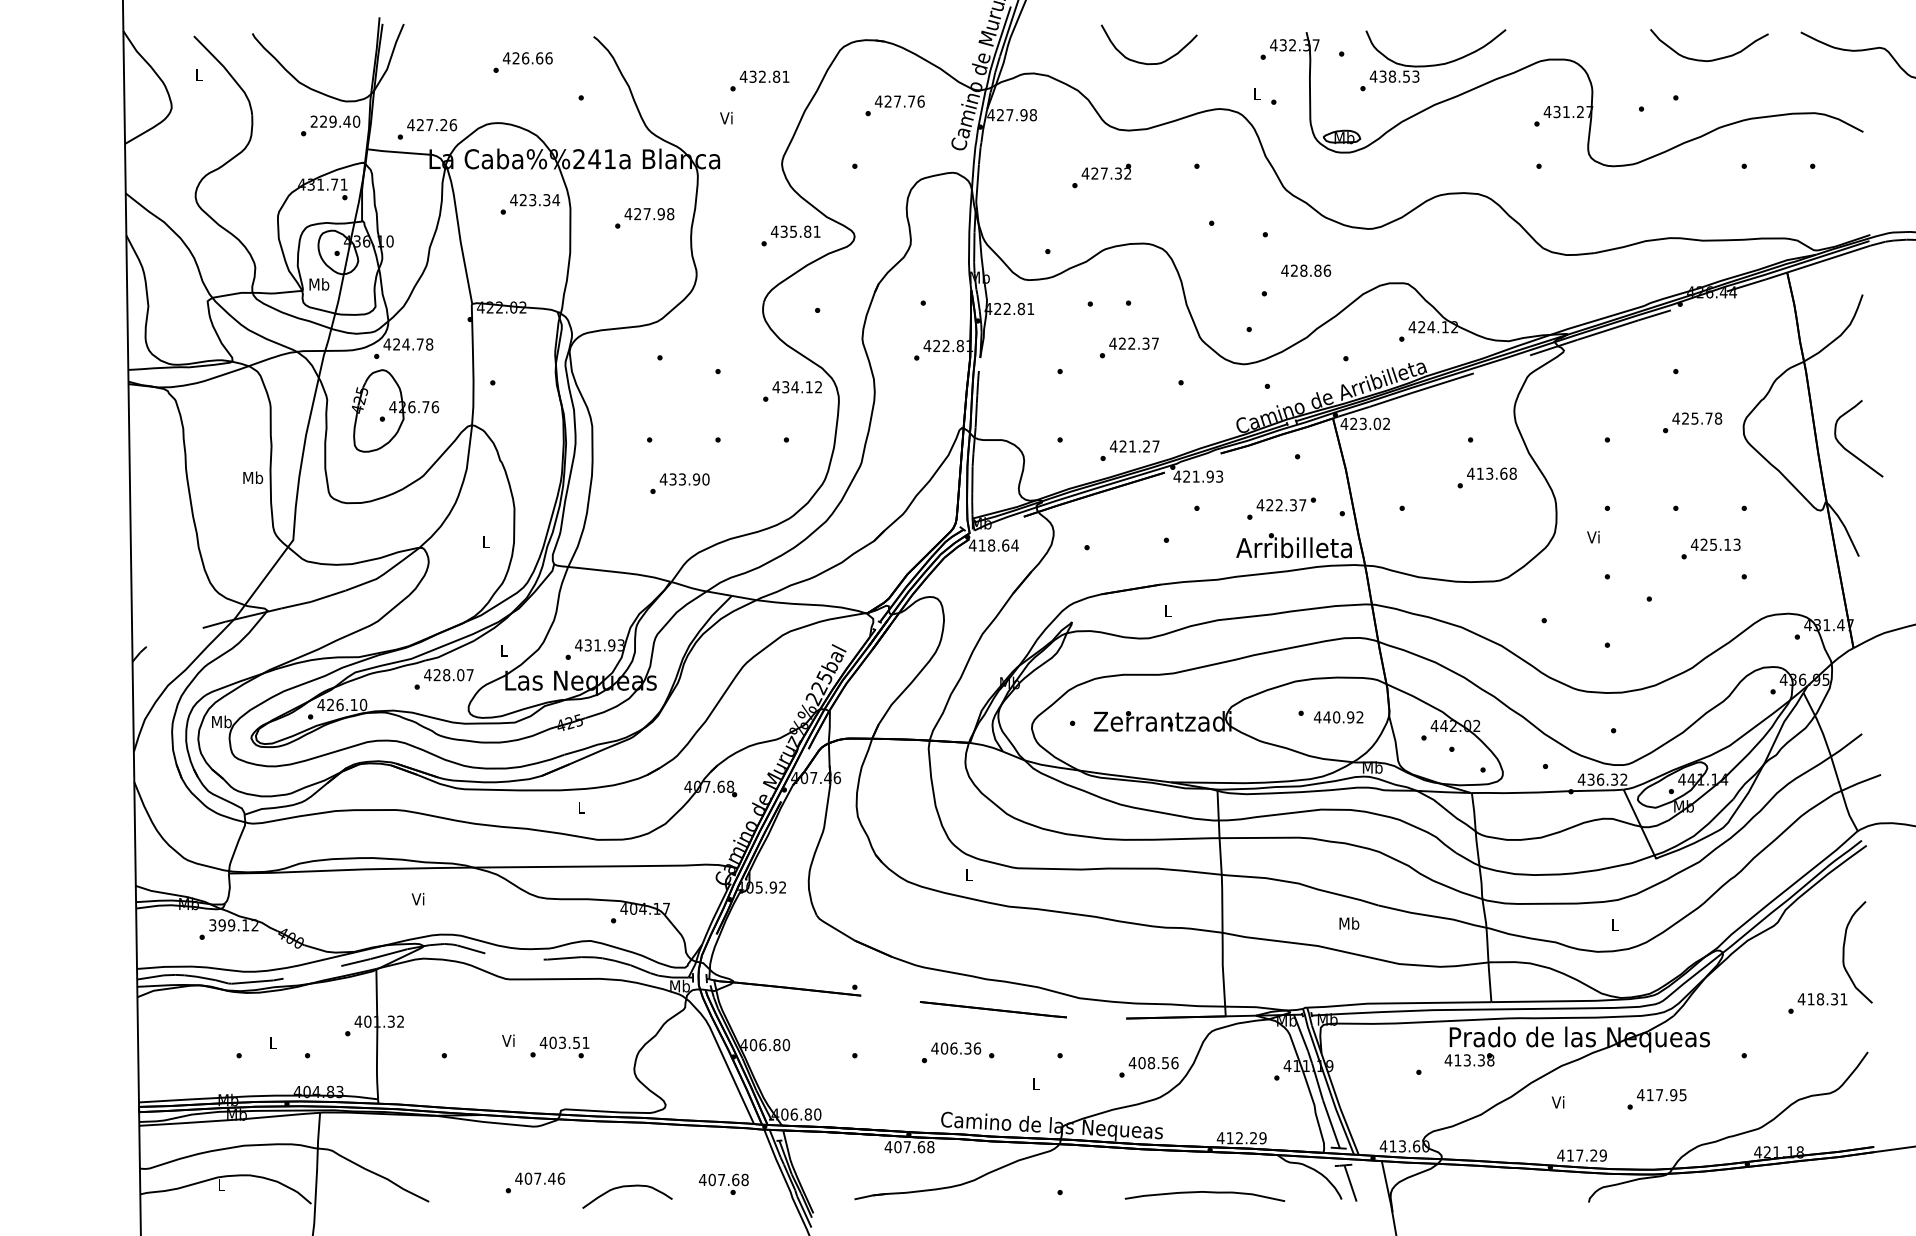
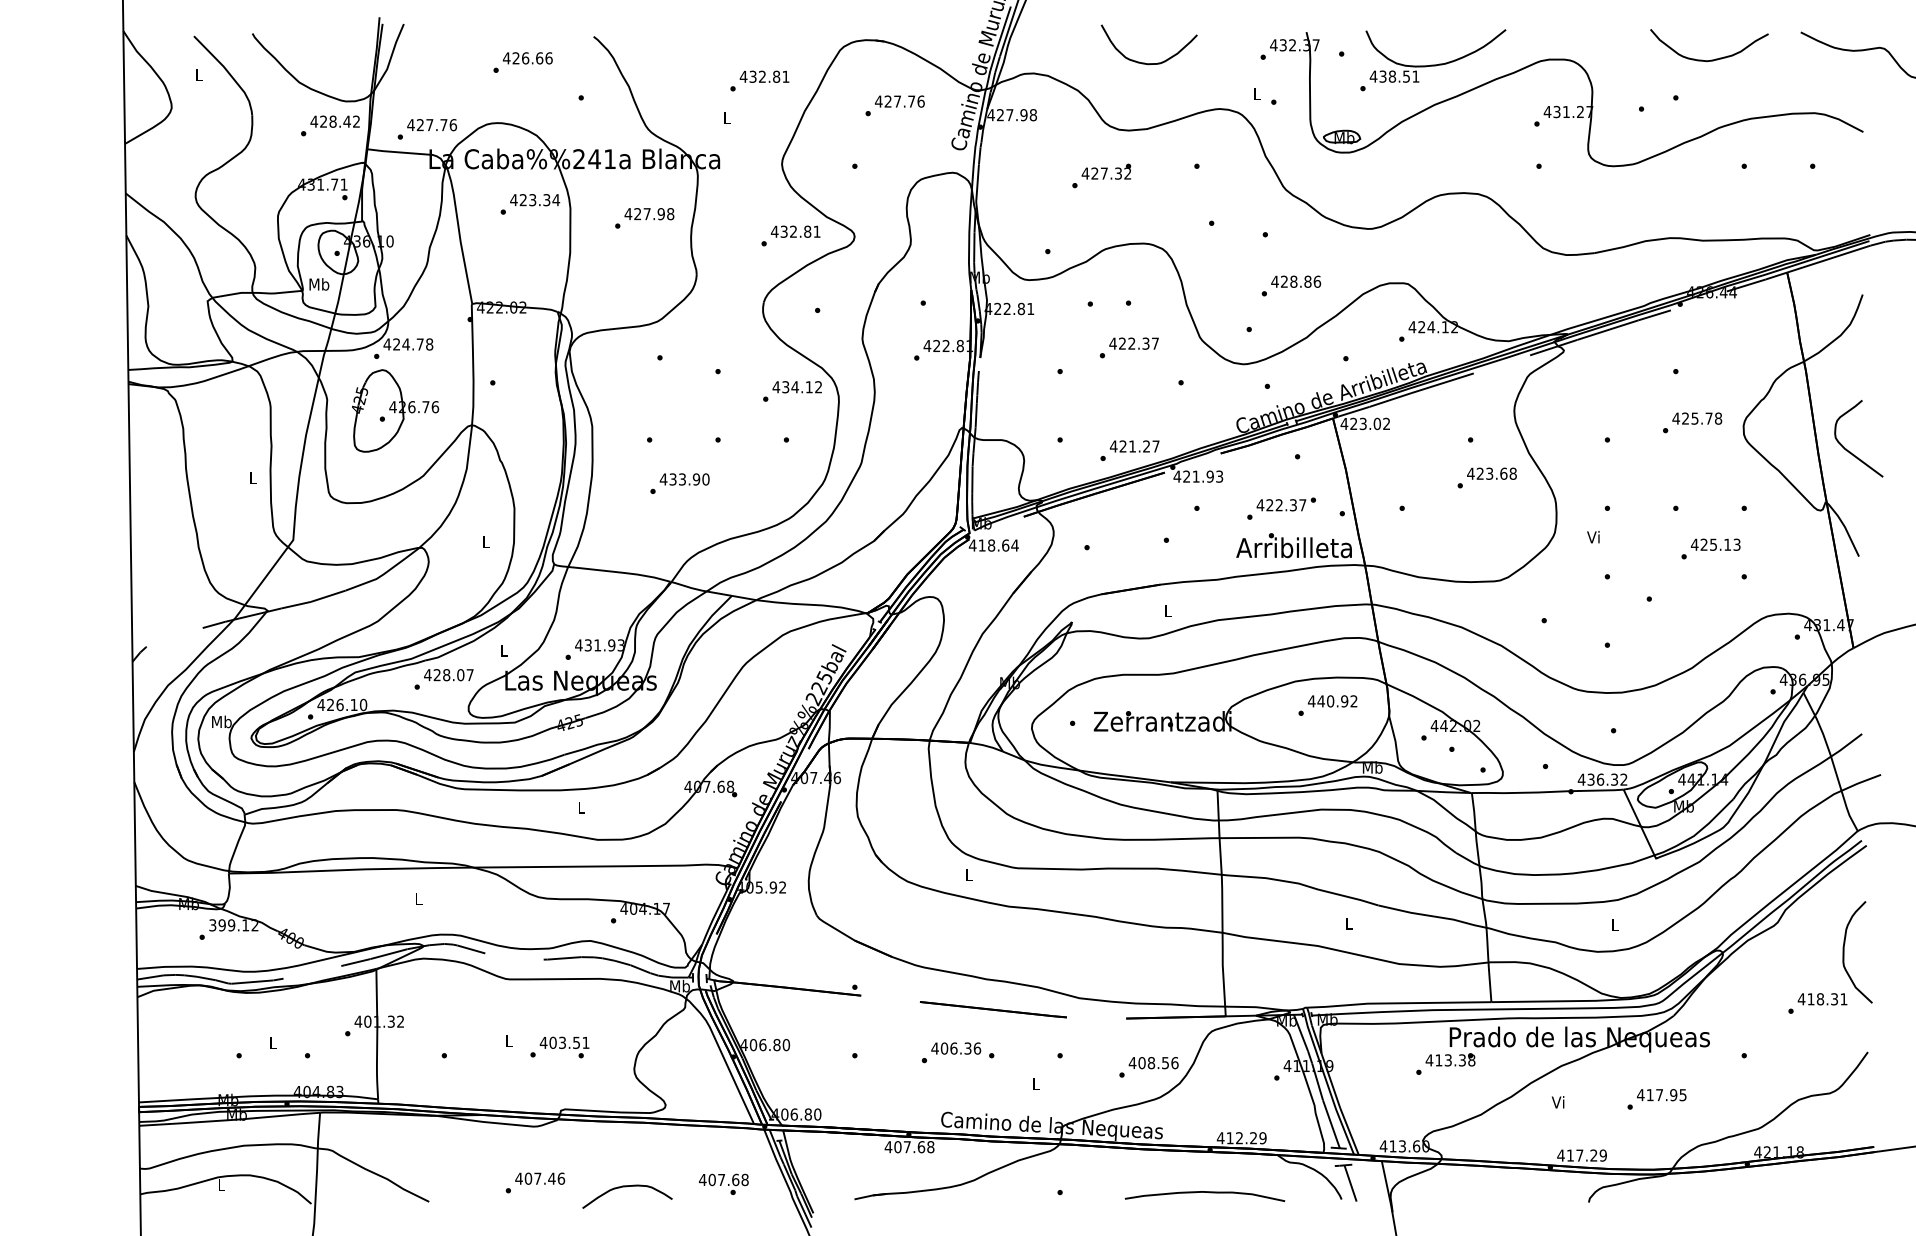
text: 438.53 -> 438.51 (1415, 76)
text: Vi -> L (726, 118)
text: 229.40 -> 428.42 (335, 121)
text: 427.26 -> 427.76 (443, 125)
text: 435.81 -> 432.81 (793, 231)
text position: (1306, 270) -> (1296, 281) (1296, 281)
text: 413.68 -> 423.68 (1479, 473)
text: Mb -> L (253, 477)
text position: (1338, 717) -> (1332, 701) (1332, 701)
text: Vi -> L (417, 898)
text: Mb -> L (1349, 923)
text: Vi -> L (508, 1040)
text position: (1469, 1059) -> (1450, 1059) (1450, 1059)
